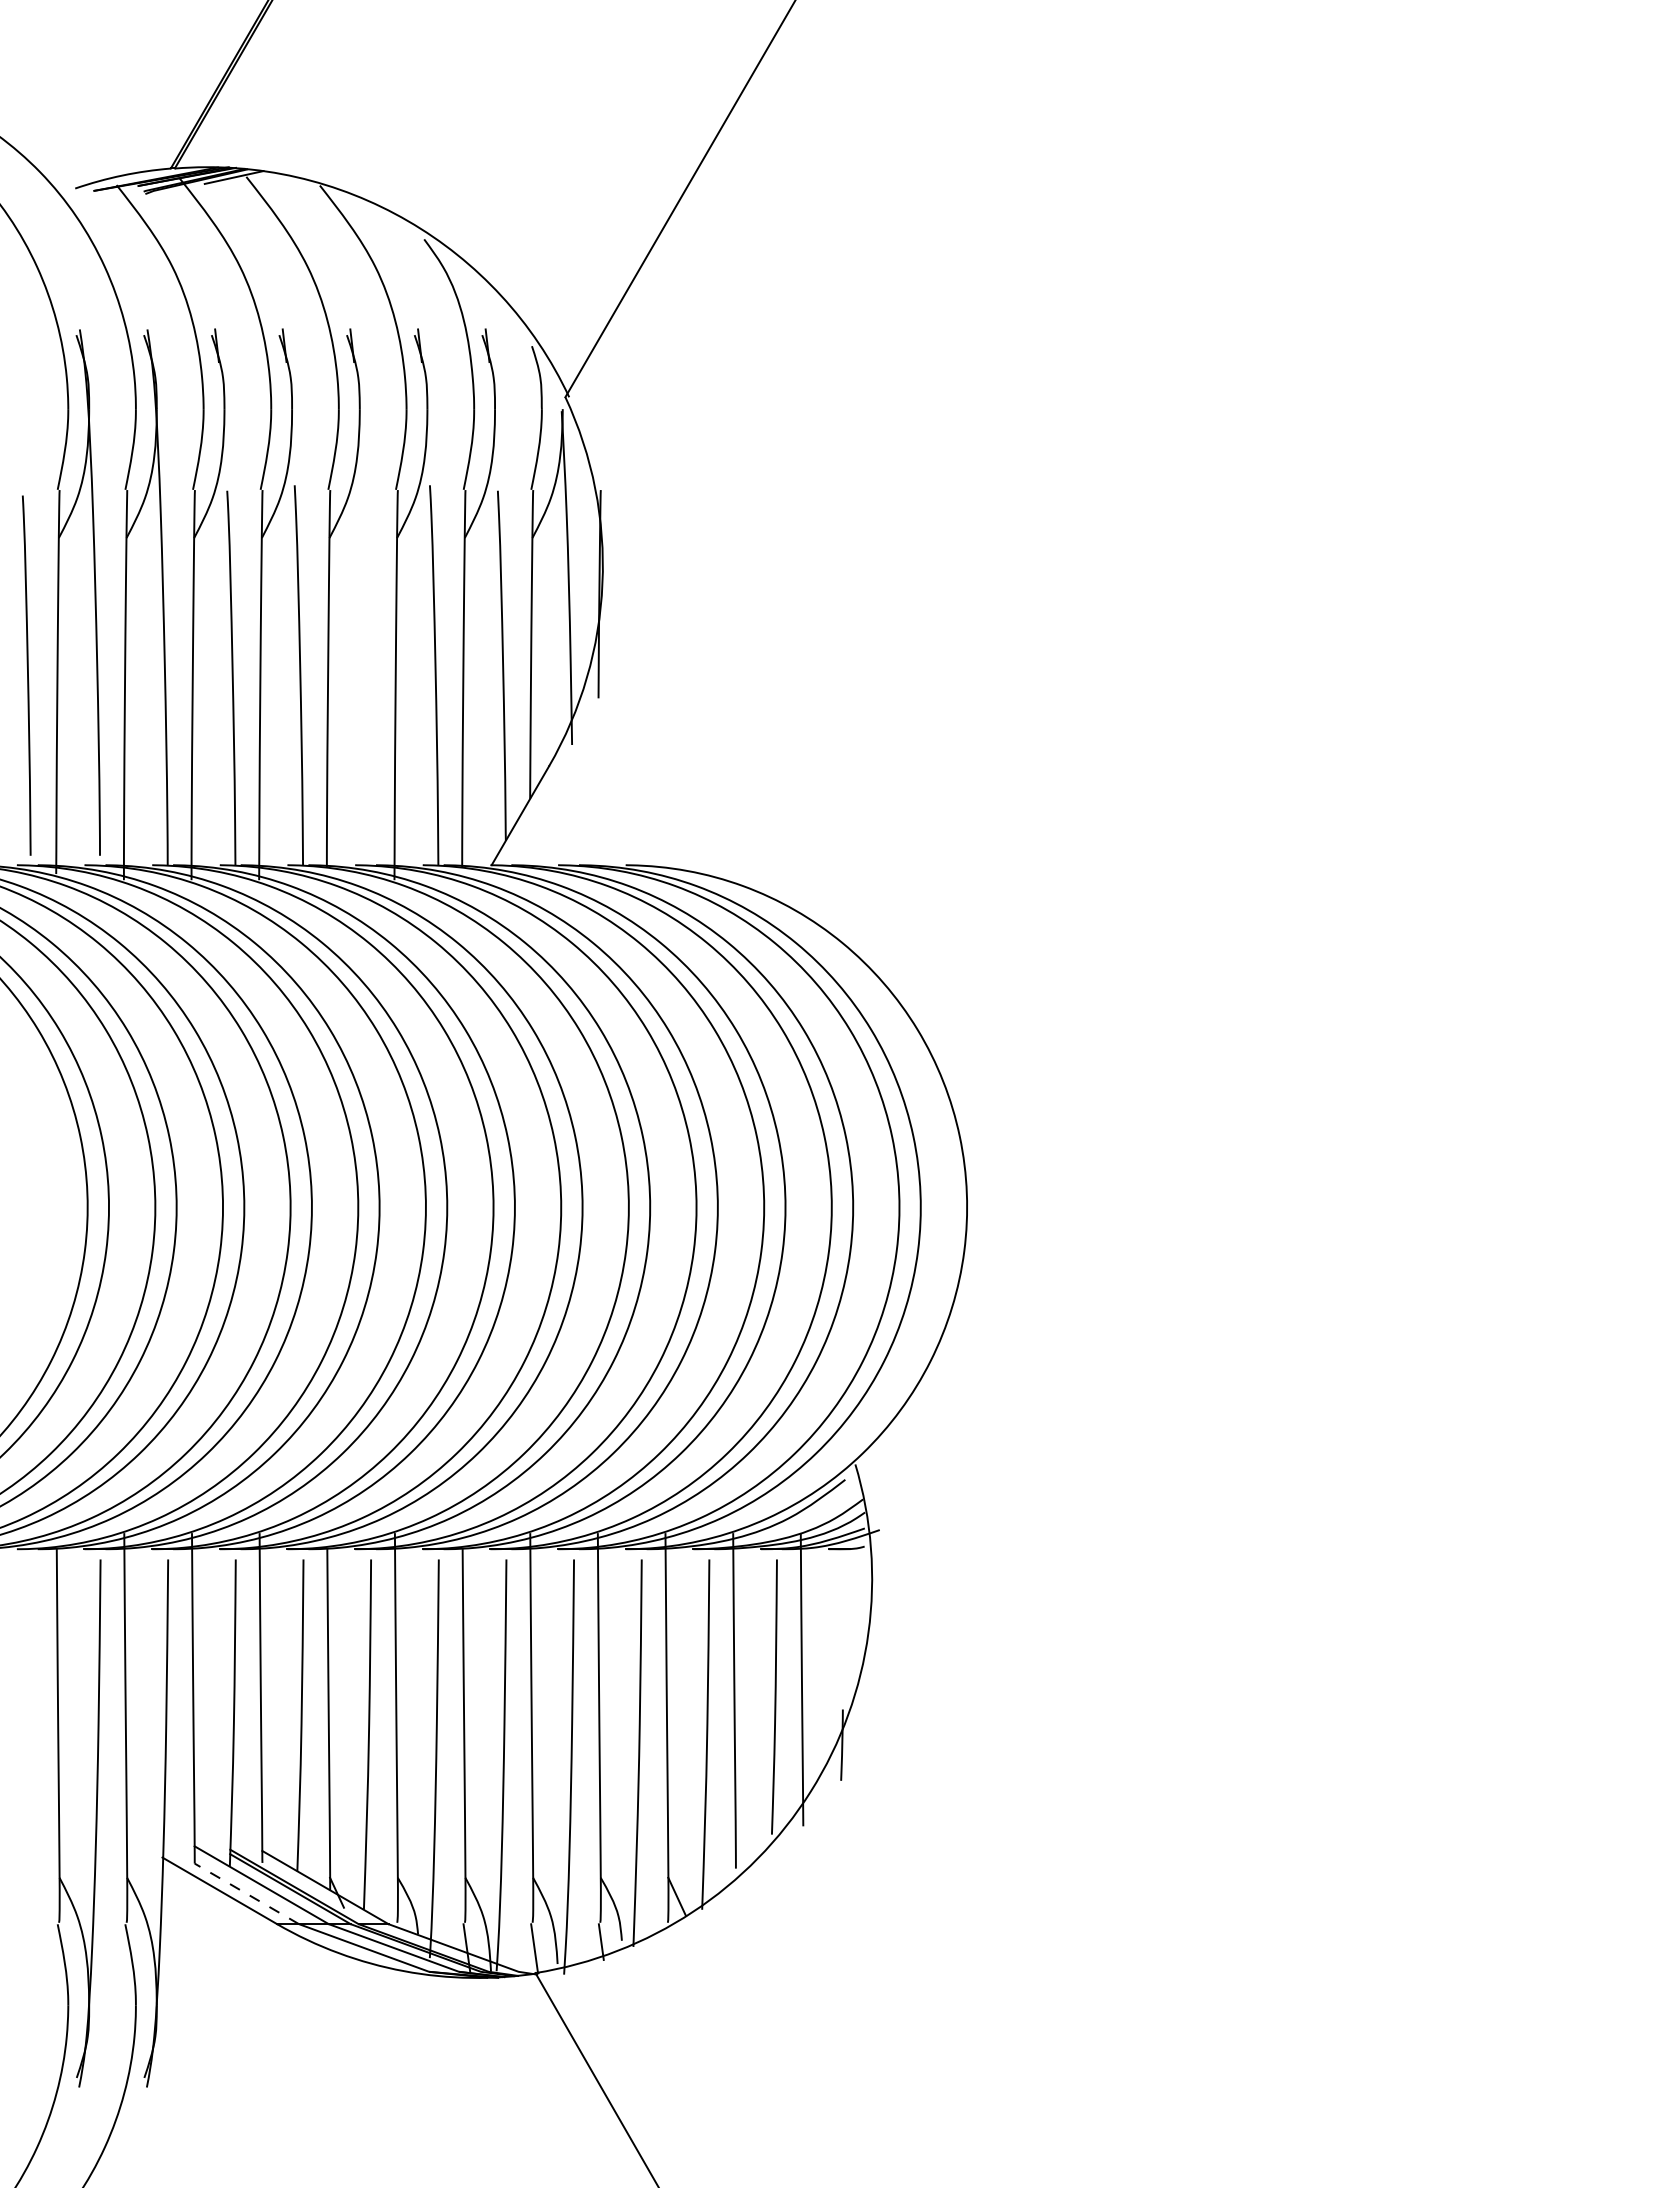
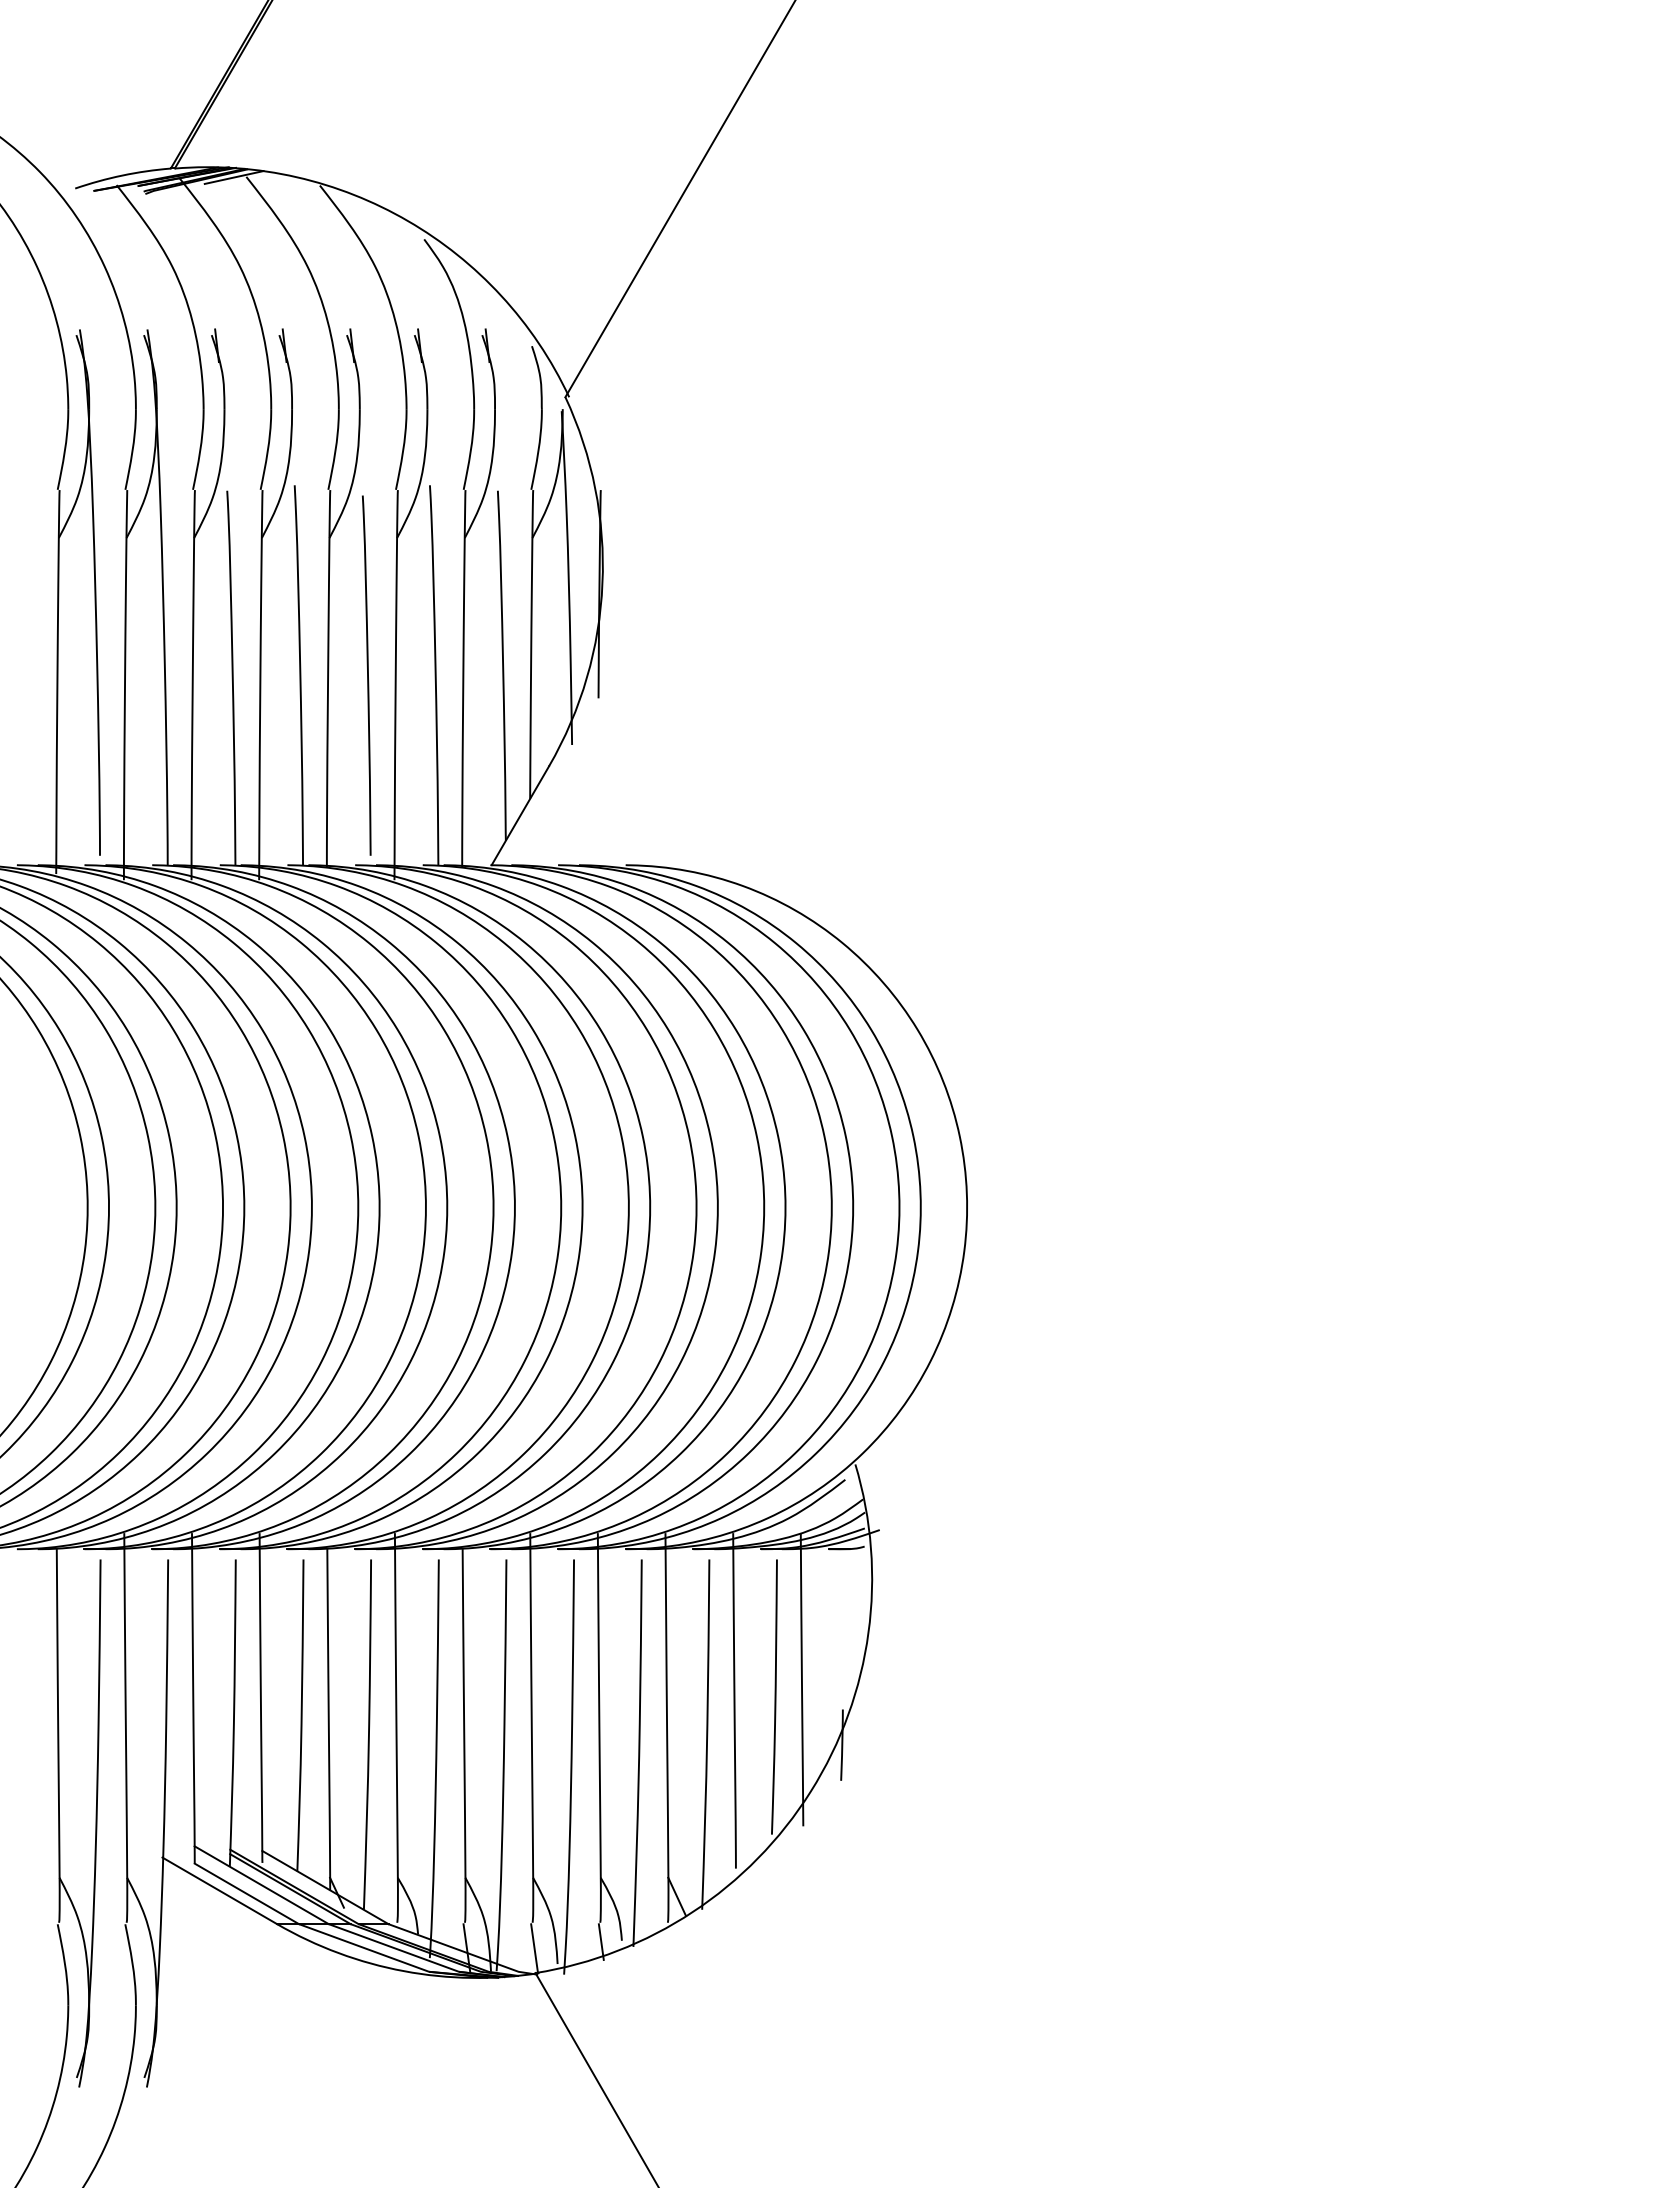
curve position: (27, 675) -> (367, 675) (367, 675)
line: dashed -> solid (246, 1893)
